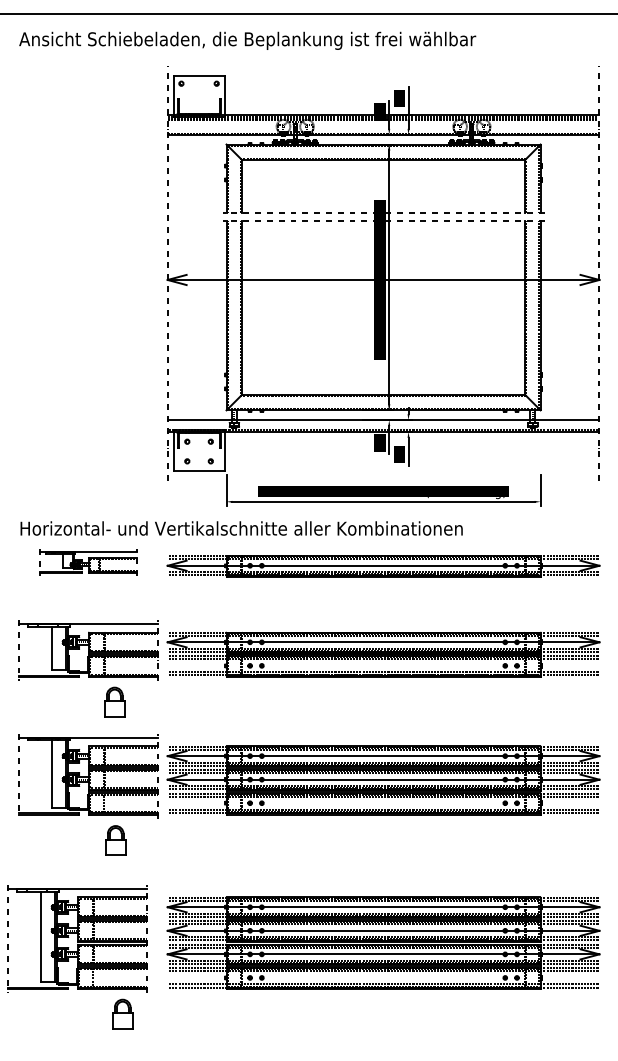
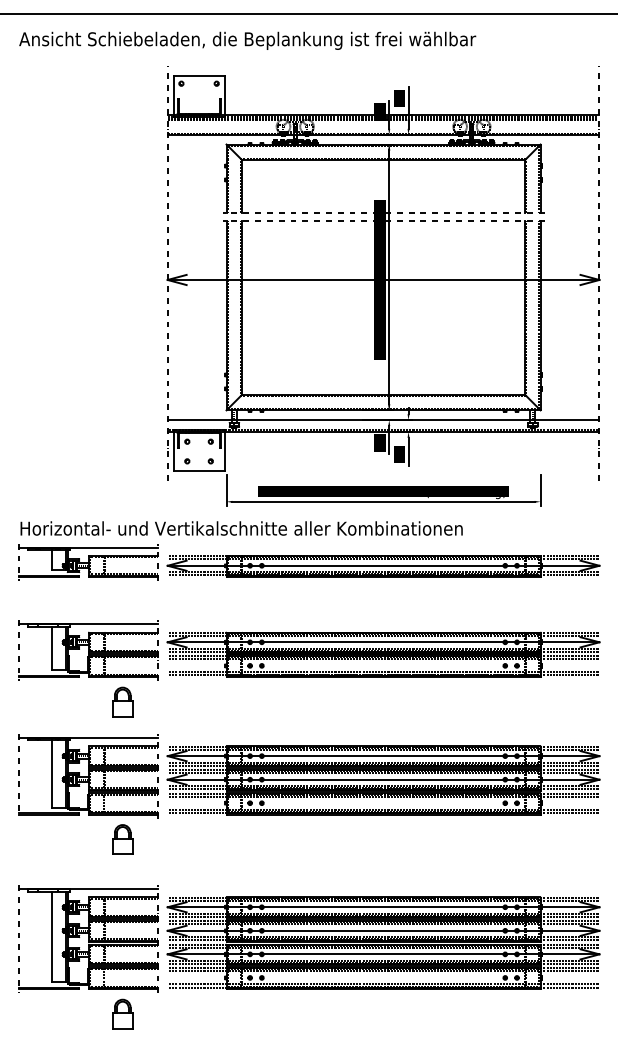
part size: 99x27 px -> 141x37 px (88, 562)
part position: (114, 701) -> (122, 701) (122, 701)
part position: (115, 840) -> (122, 839) (122, 839)
part position: (77, 938) -> (88, 938) (88, 938)
